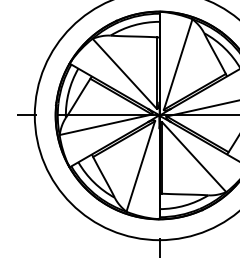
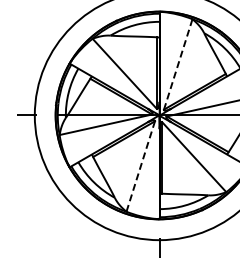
line: solid -> dashed (178, 64)
line: solid -> dashed (140, 166)
